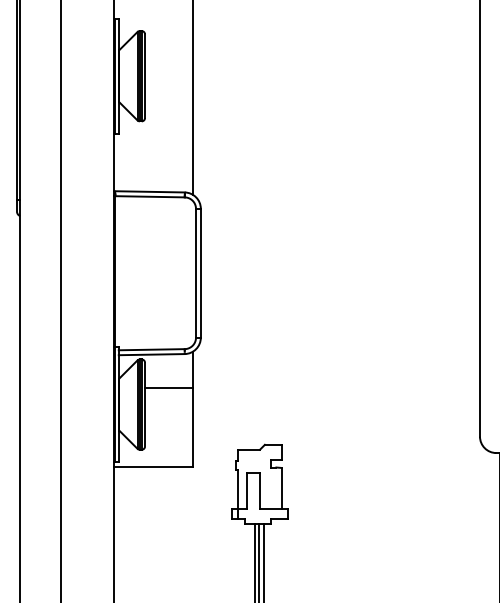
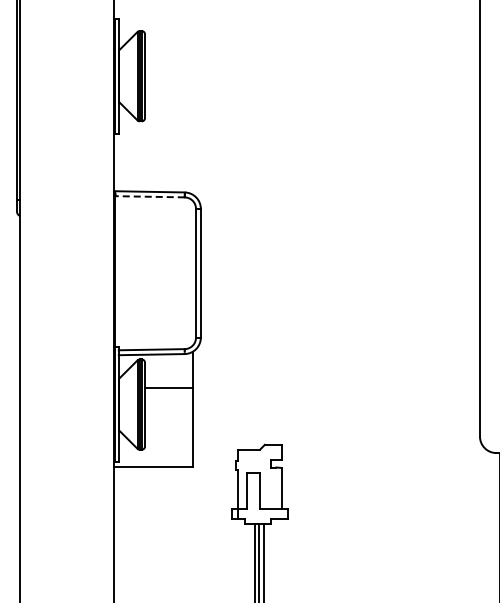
line: present -> none (192, 98)
line: solid -> dashed (150, 196)
line: present -> none (61, 300)
